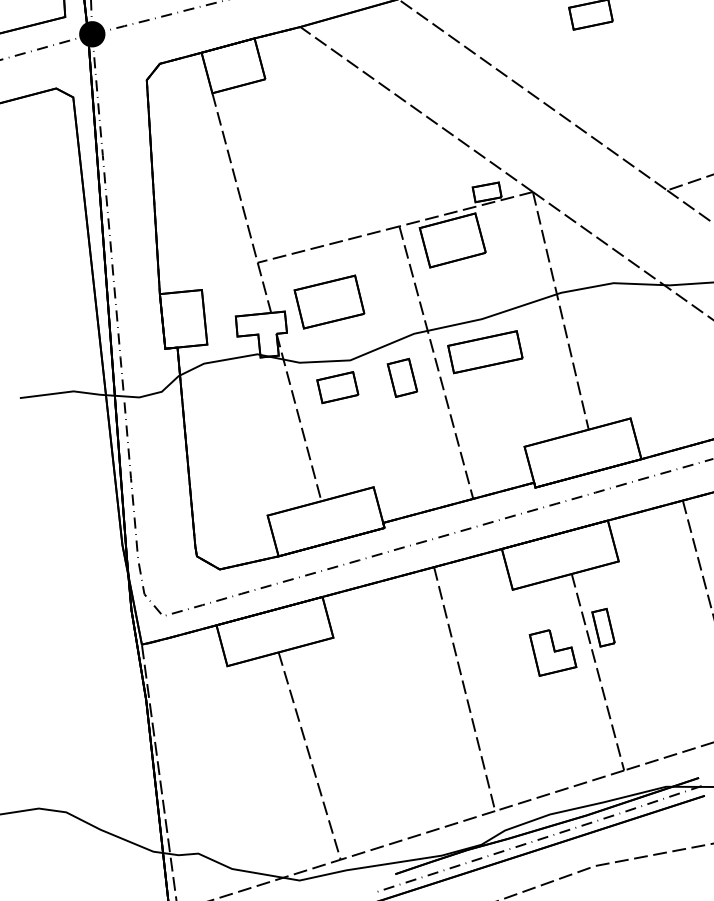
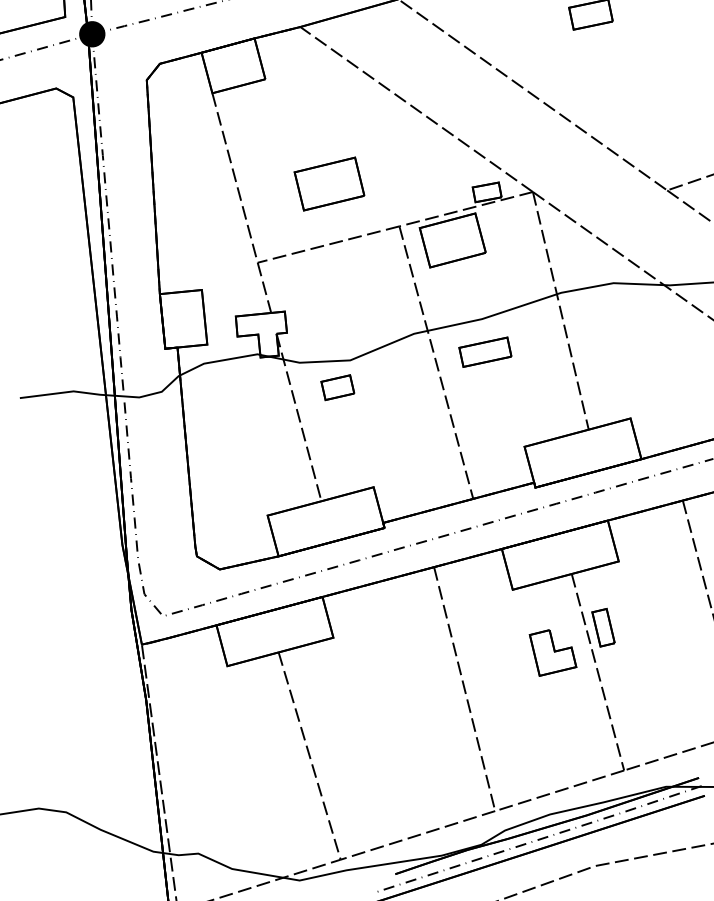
part position: (329, 301) -> (329, 183) (329, 183)
part size: 77x45 px -> 55x32 px (485, 351)
part: present -> none (401, 377)
part size: 44x34 px -> 36x28 px (337, 387)
